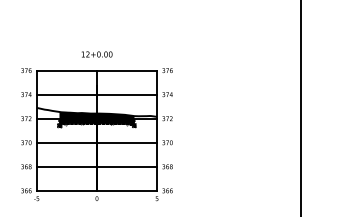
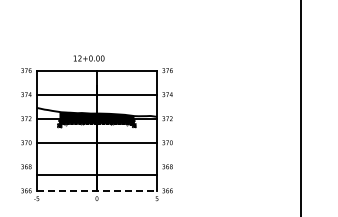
text position: (96, 54) -> (88, 58) (88, 58)
line position: (96, 167) -> (96, 175) (96, 175)
line: solid -> dashed (97, 191)
